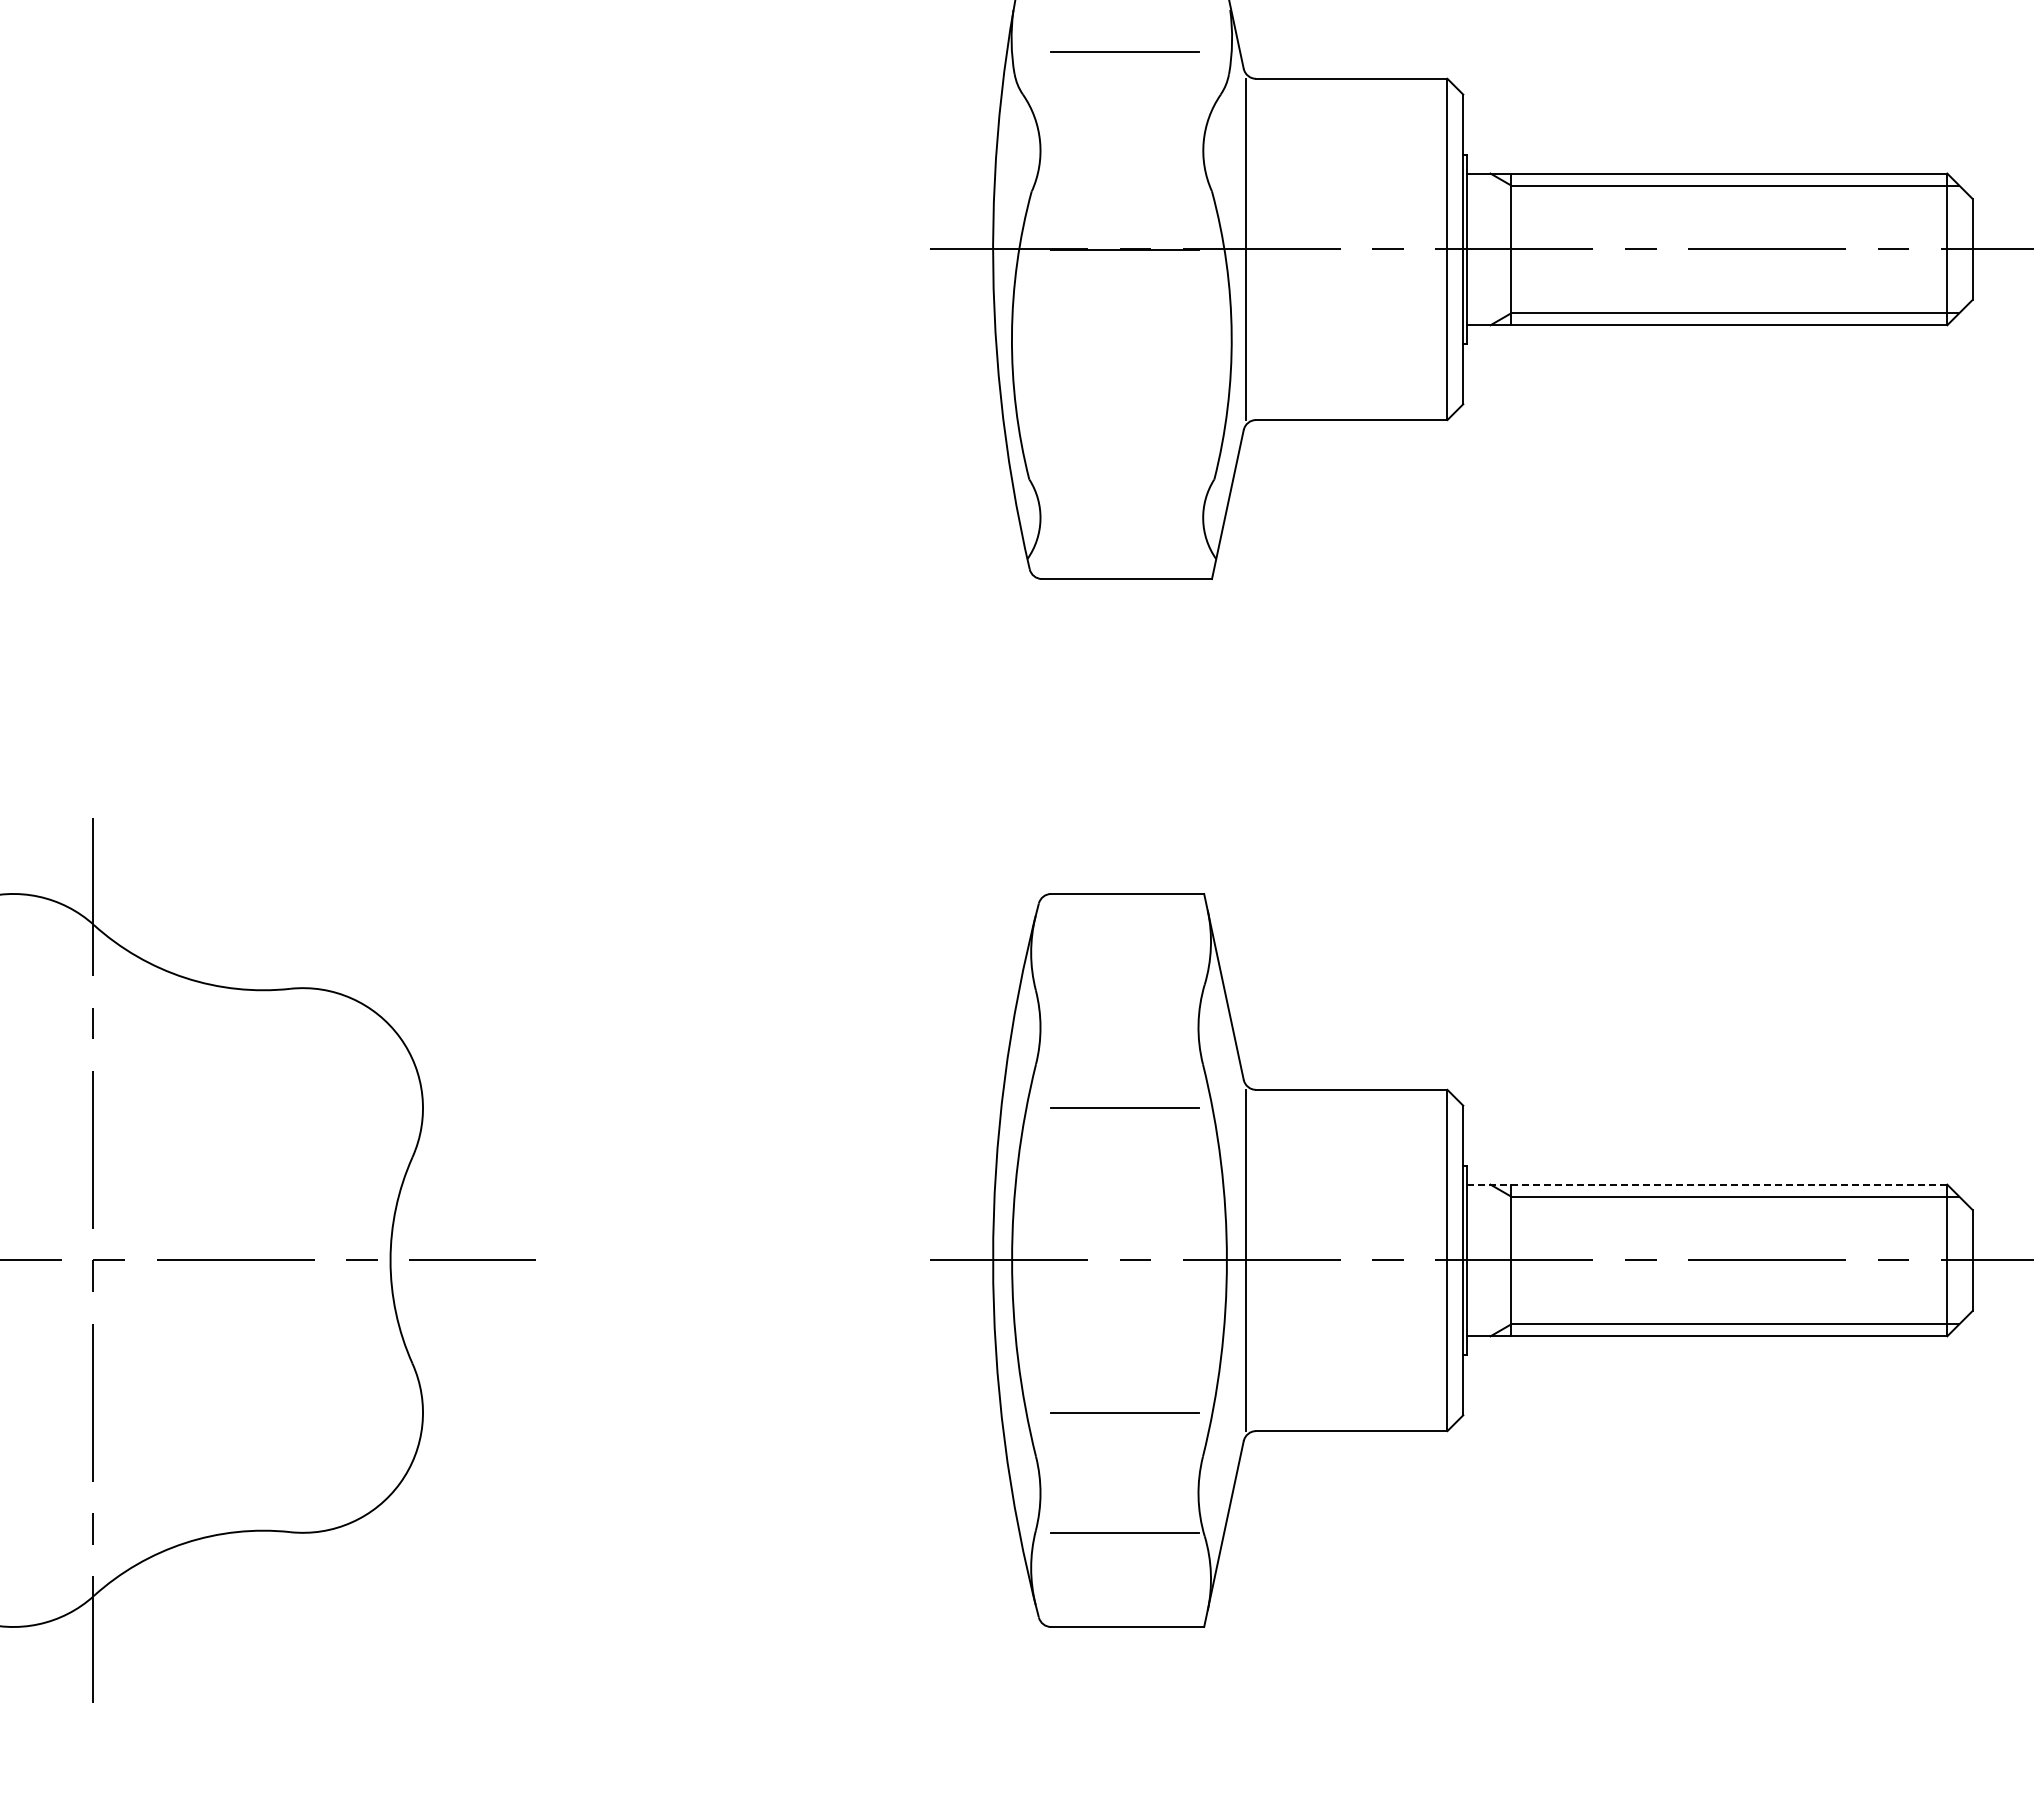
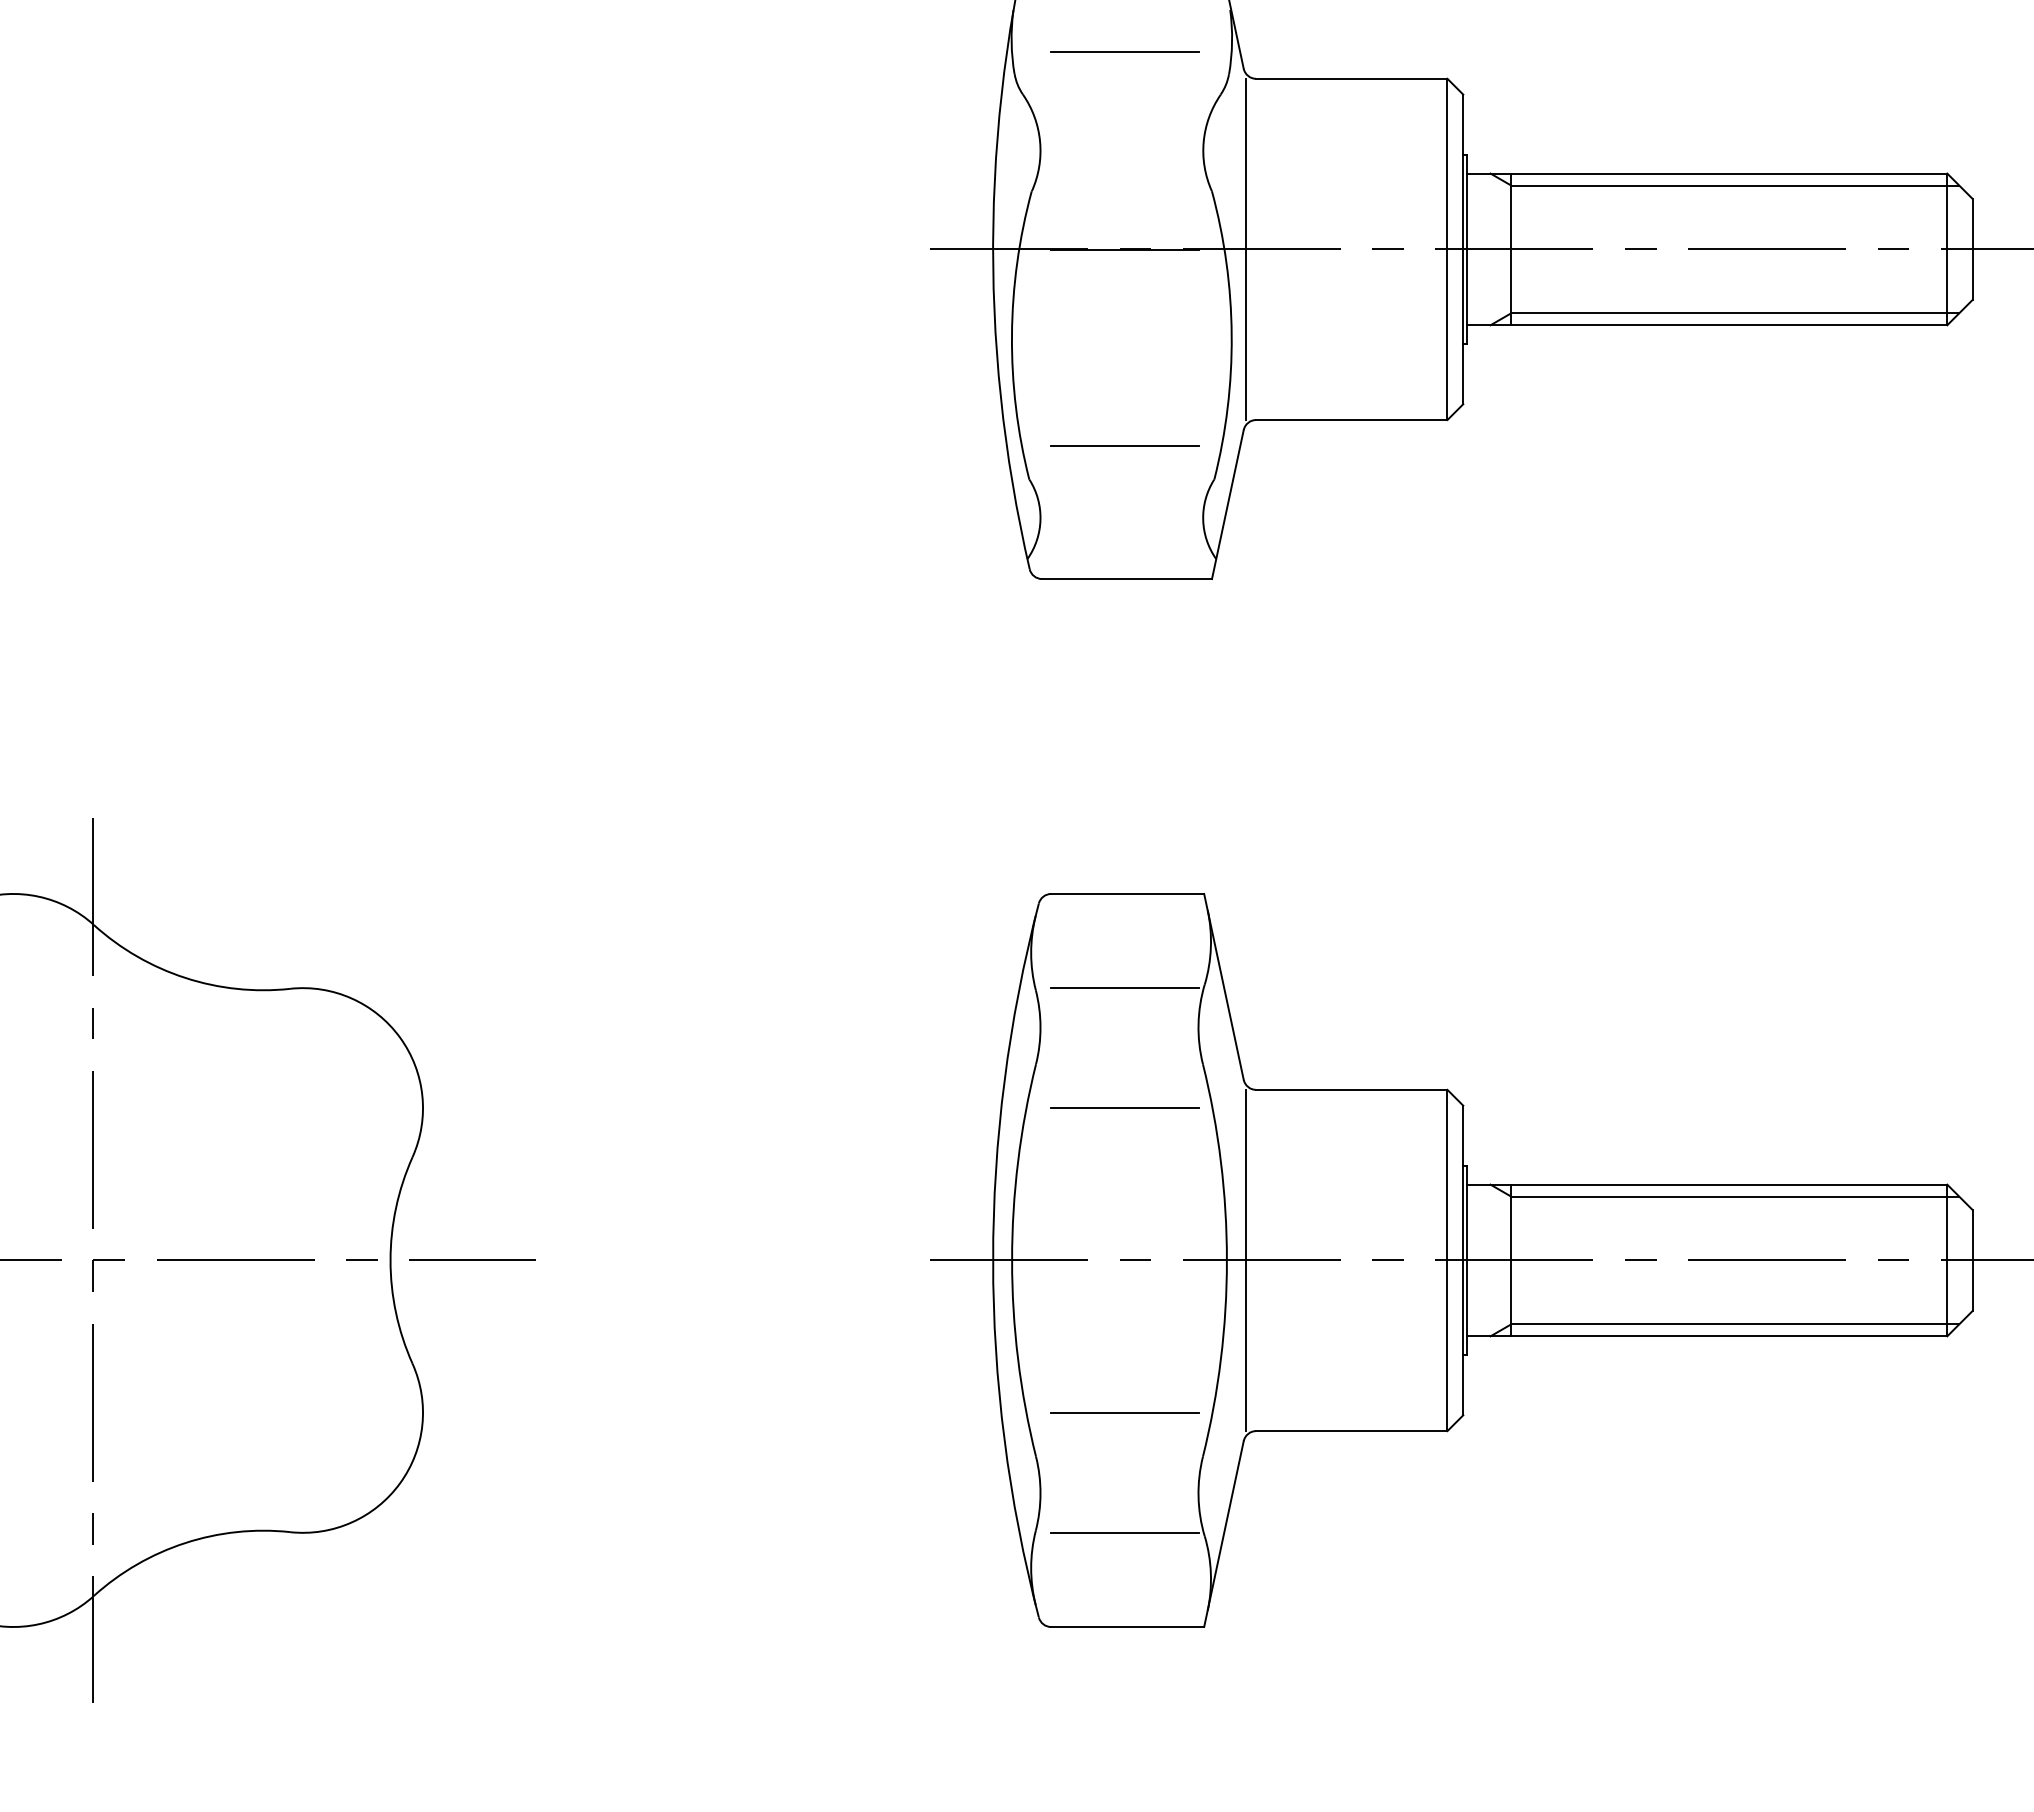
line: none -> present (1124, 446)
line: none -> present (1124, 988)
line: dashed -> solid (1707, 1184)
